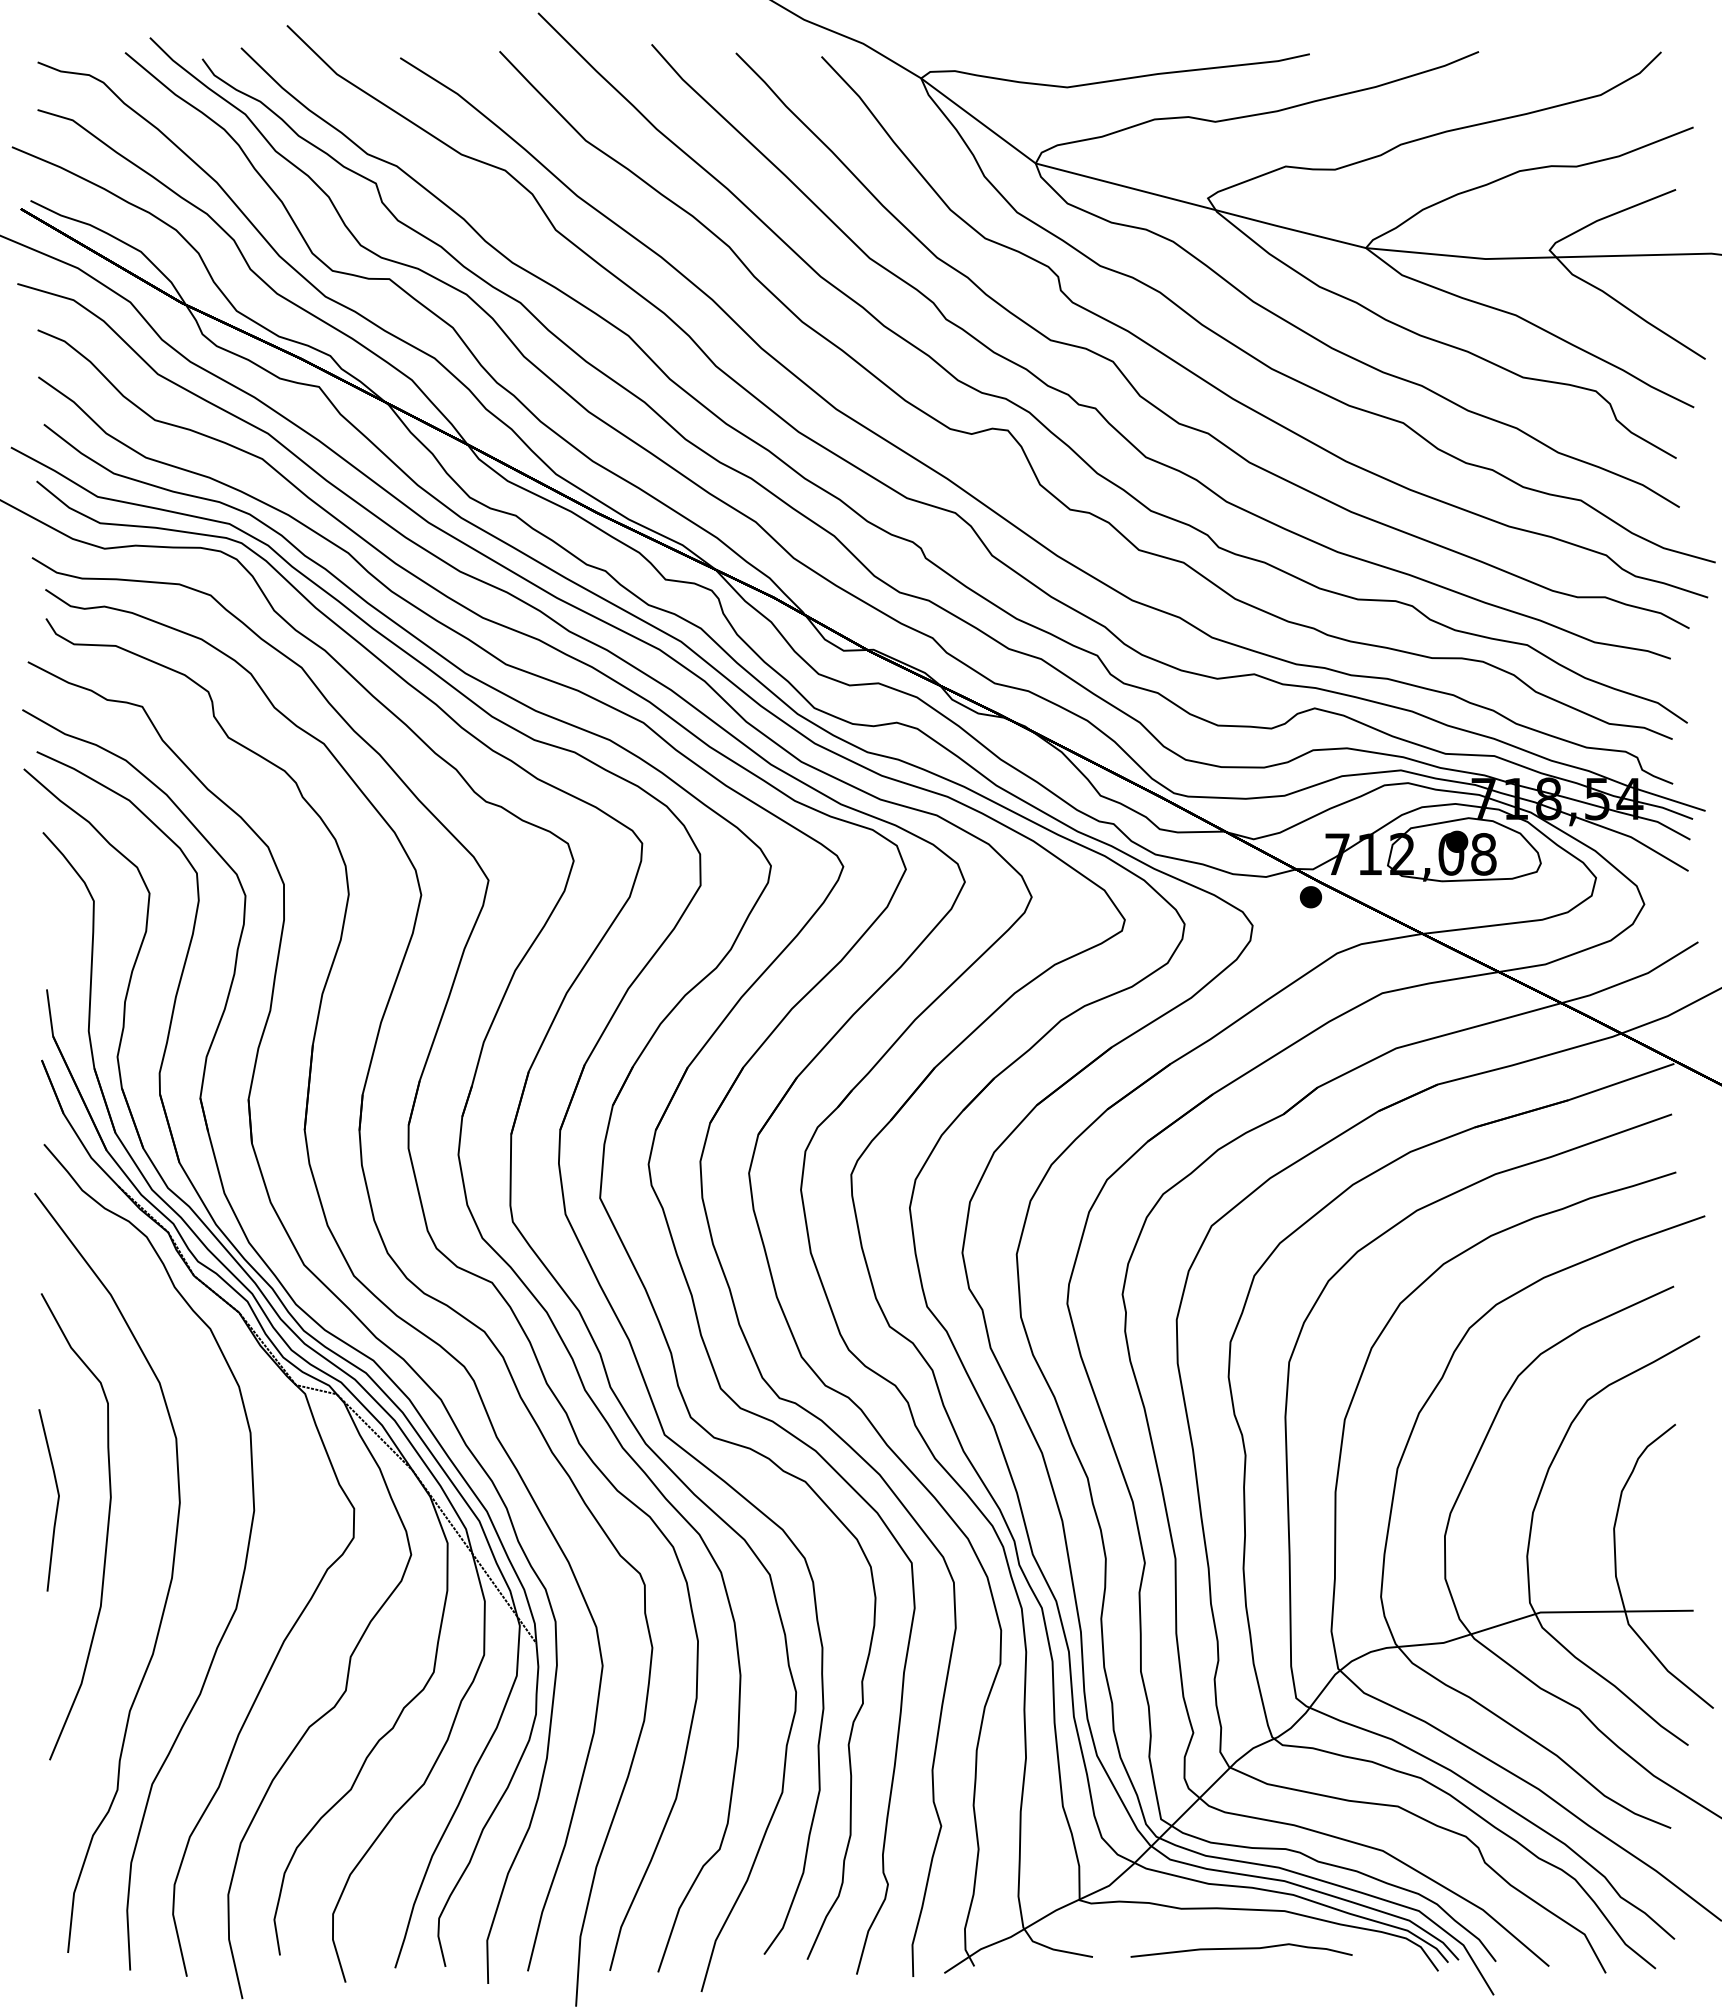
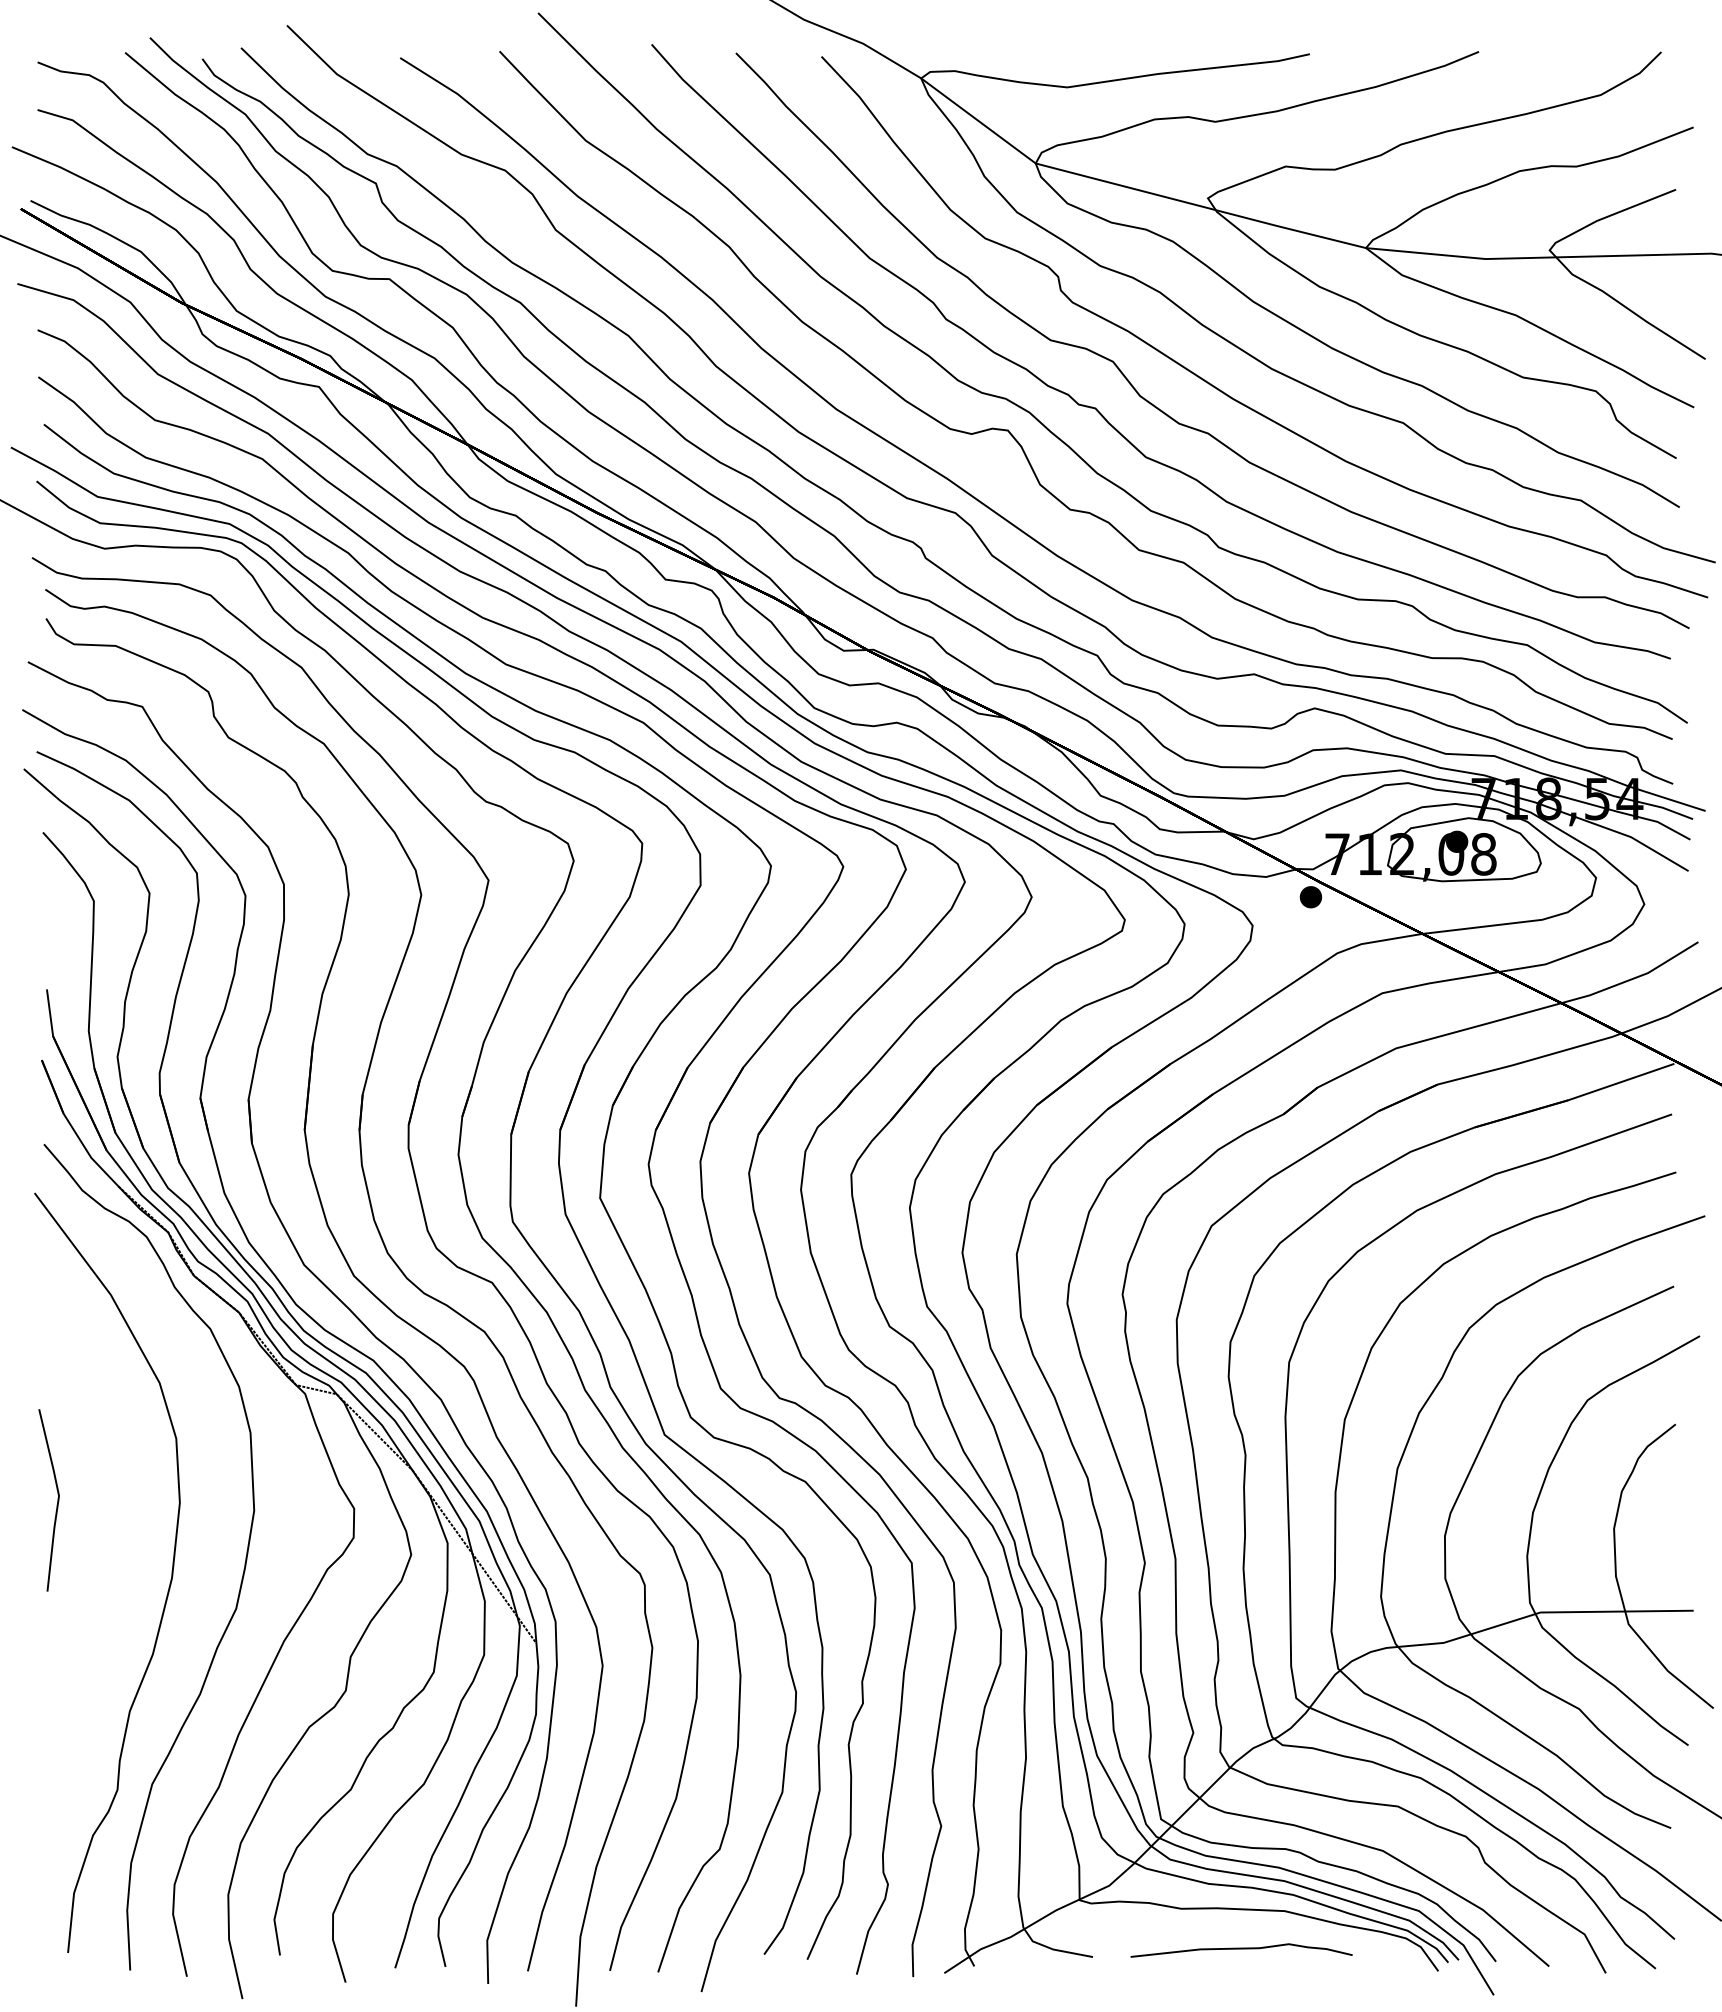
part: present -> none (106, 1531)
